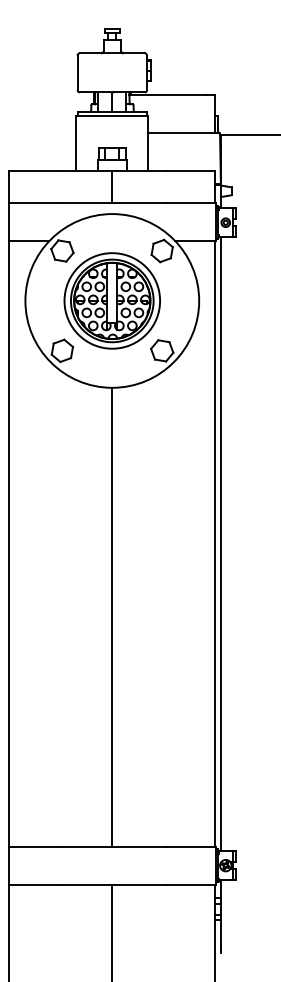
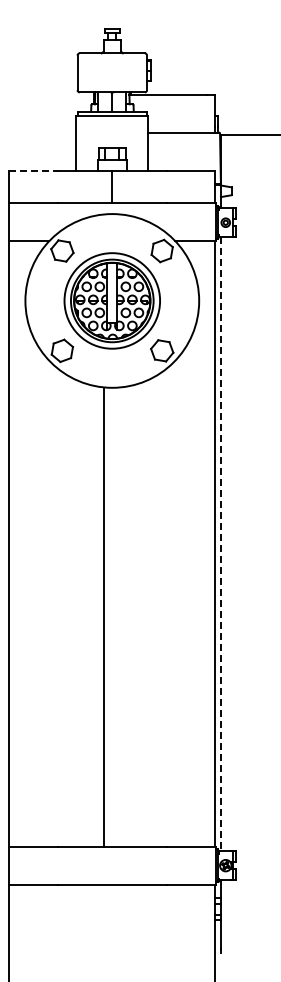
line: solid -> dashed (34, 170)
line: solid -> dashed (220, 544)
line position: (112, 617) -> (104, 617) (104, 617)
line: present -> none (112, 931)
